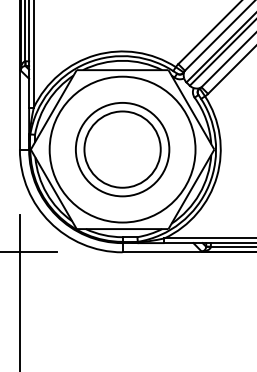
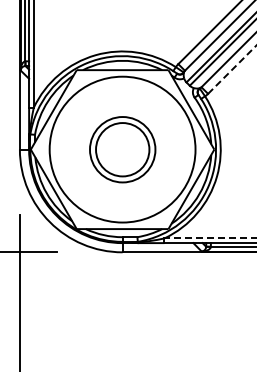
line: solid -> dashed (232, 69)
part size: 96x96 px -> 68x68 px (122, 149)
line: solid -> dashed (210, 238)
